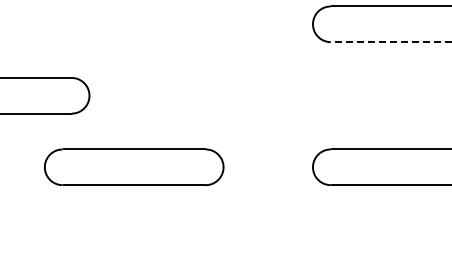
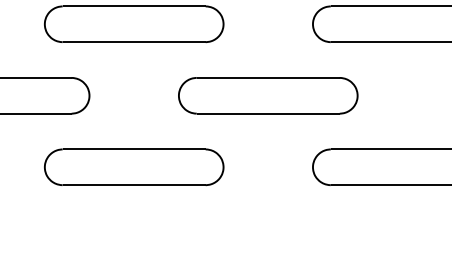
part: none -> present (134, 23)
line: dashed -> solid (391, 42)
part: none -> present (268, 95)
